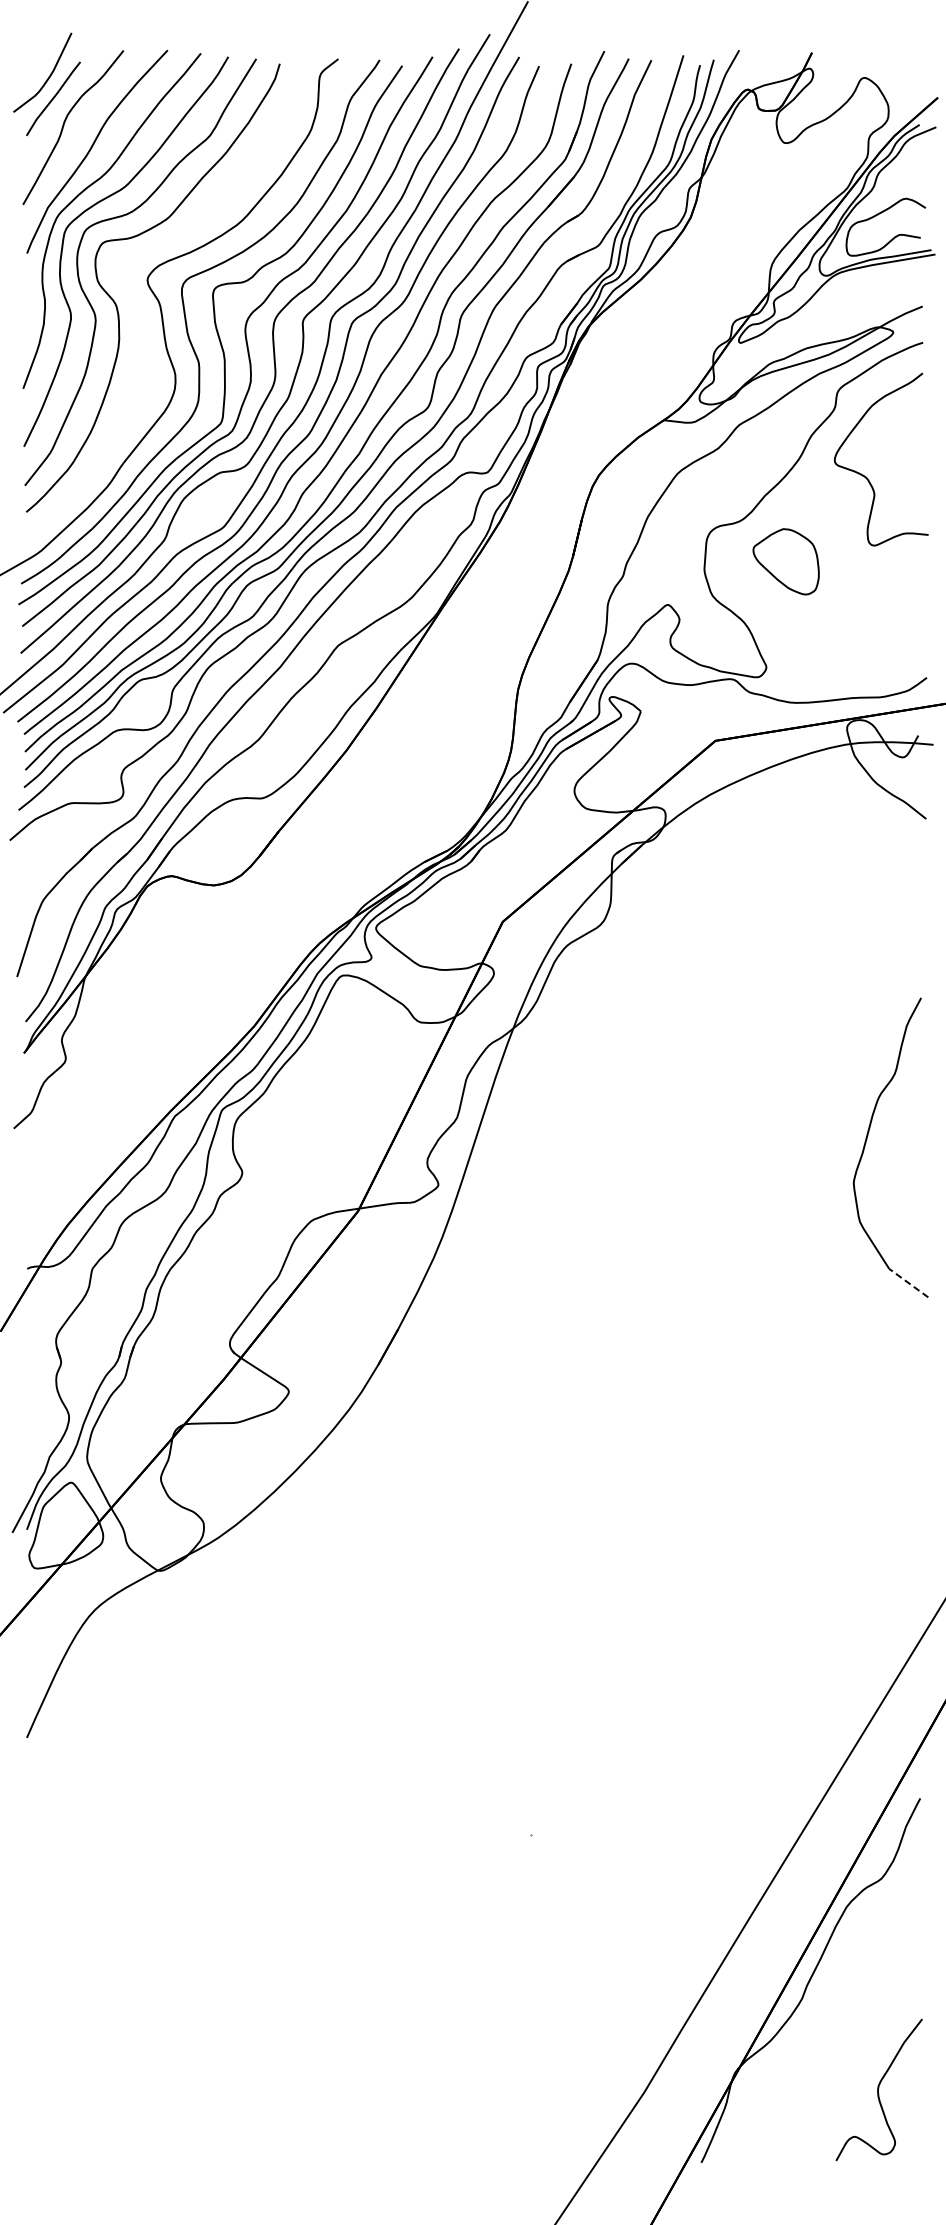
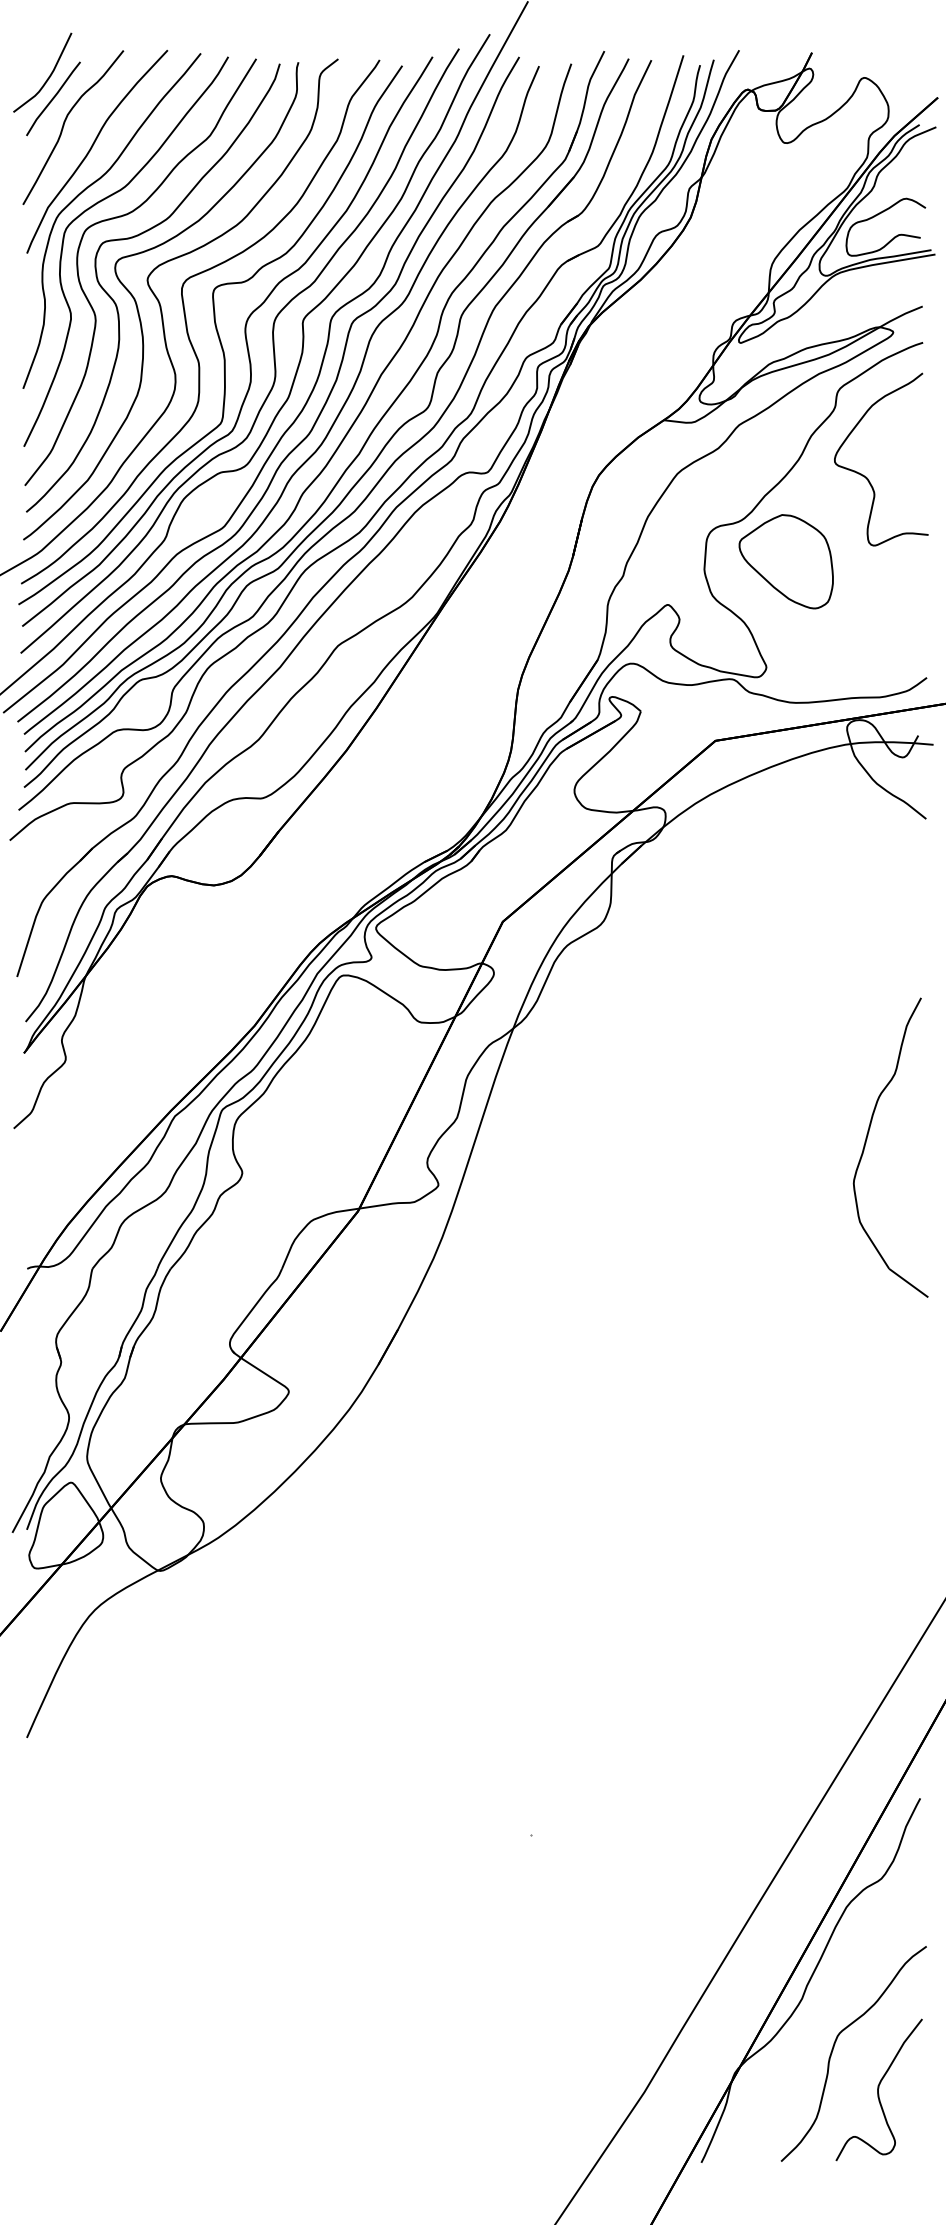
curve: none -> present (138, 307)
part size: 68x68 px -> 96x96 px (785, 561)
line: dashed -> solid (908, 1282)
curve: none -> present (834, 2047)
